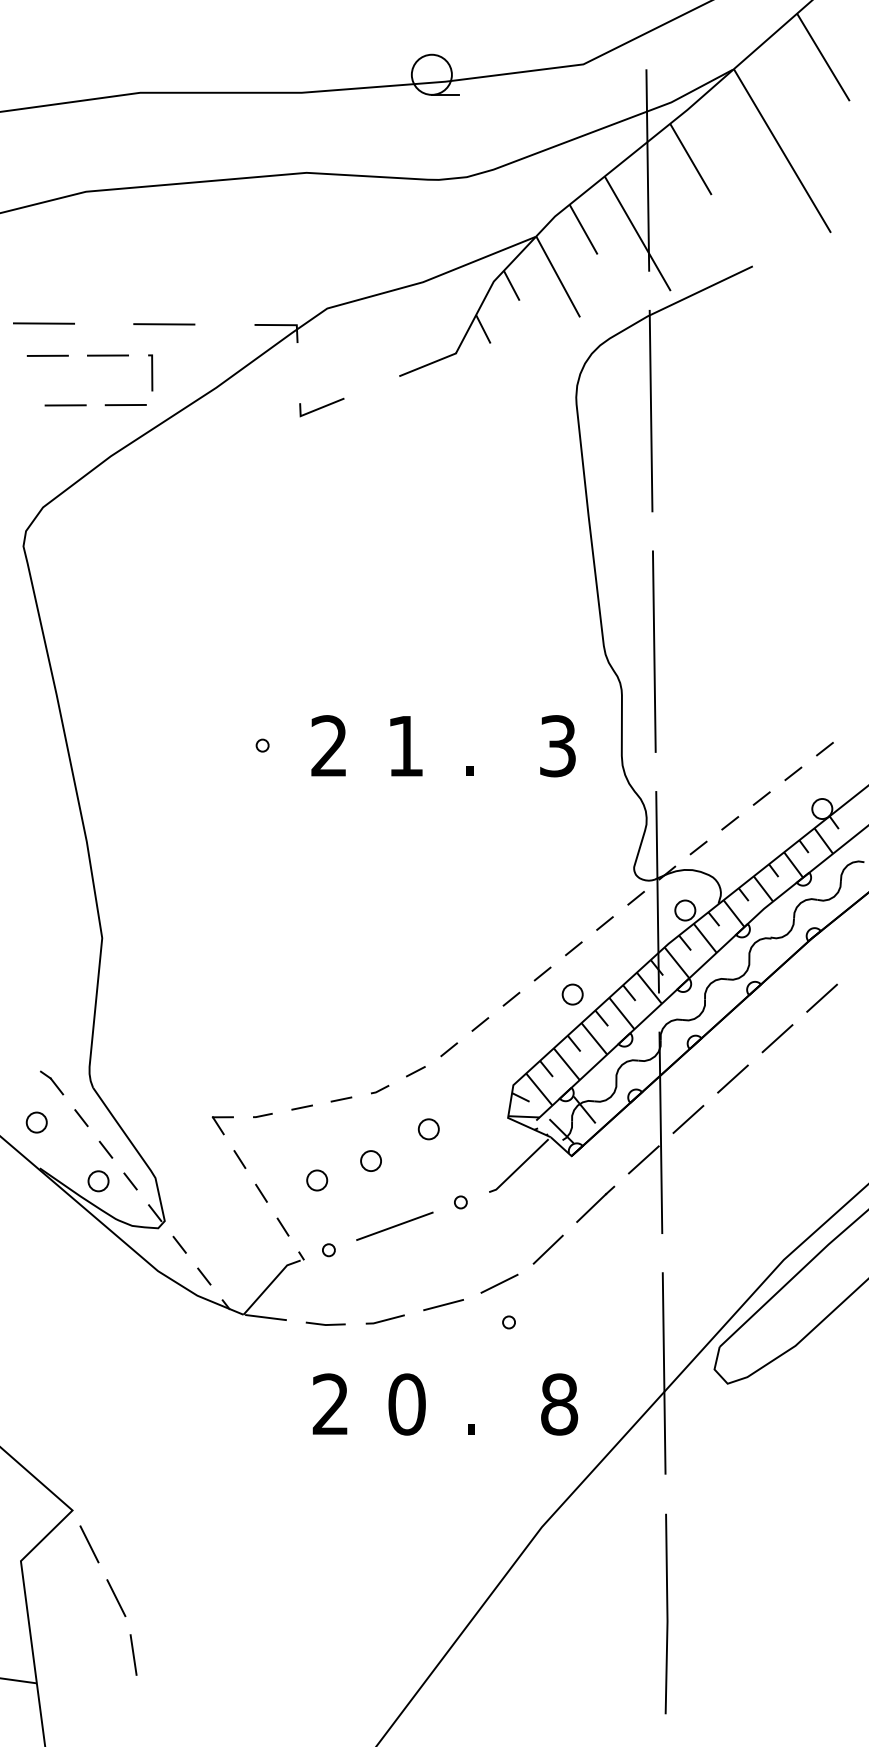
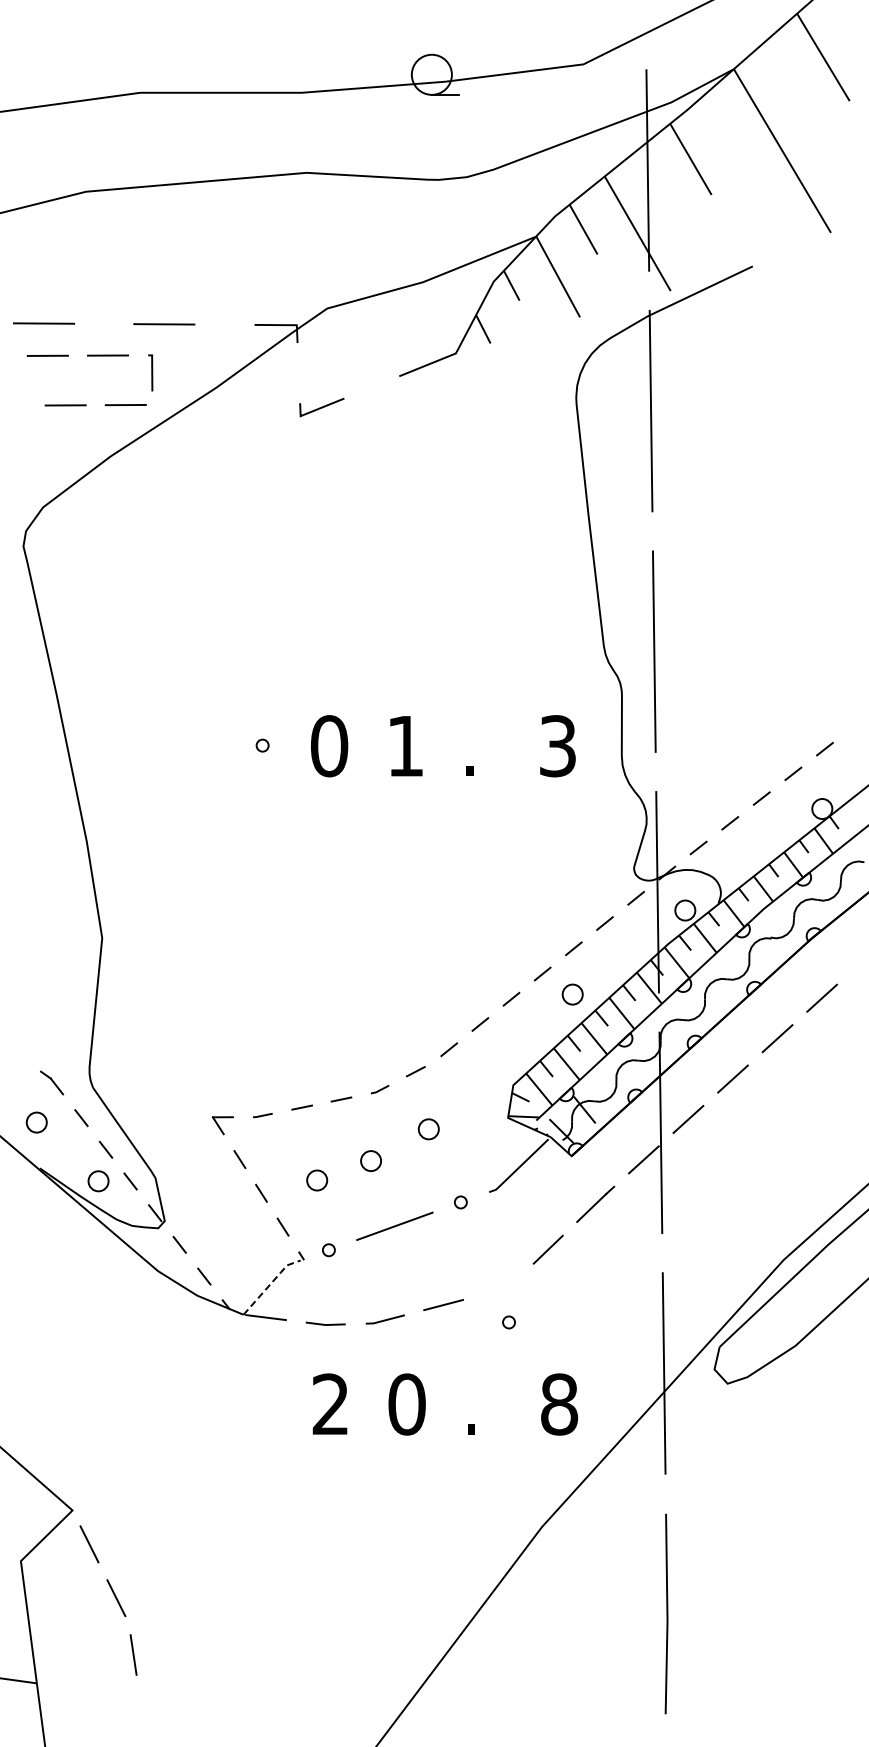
text: 2 -> 0 (329, 746)
line: present -> none (499, 1283)
line: solid -> dashed (270, 1284)
